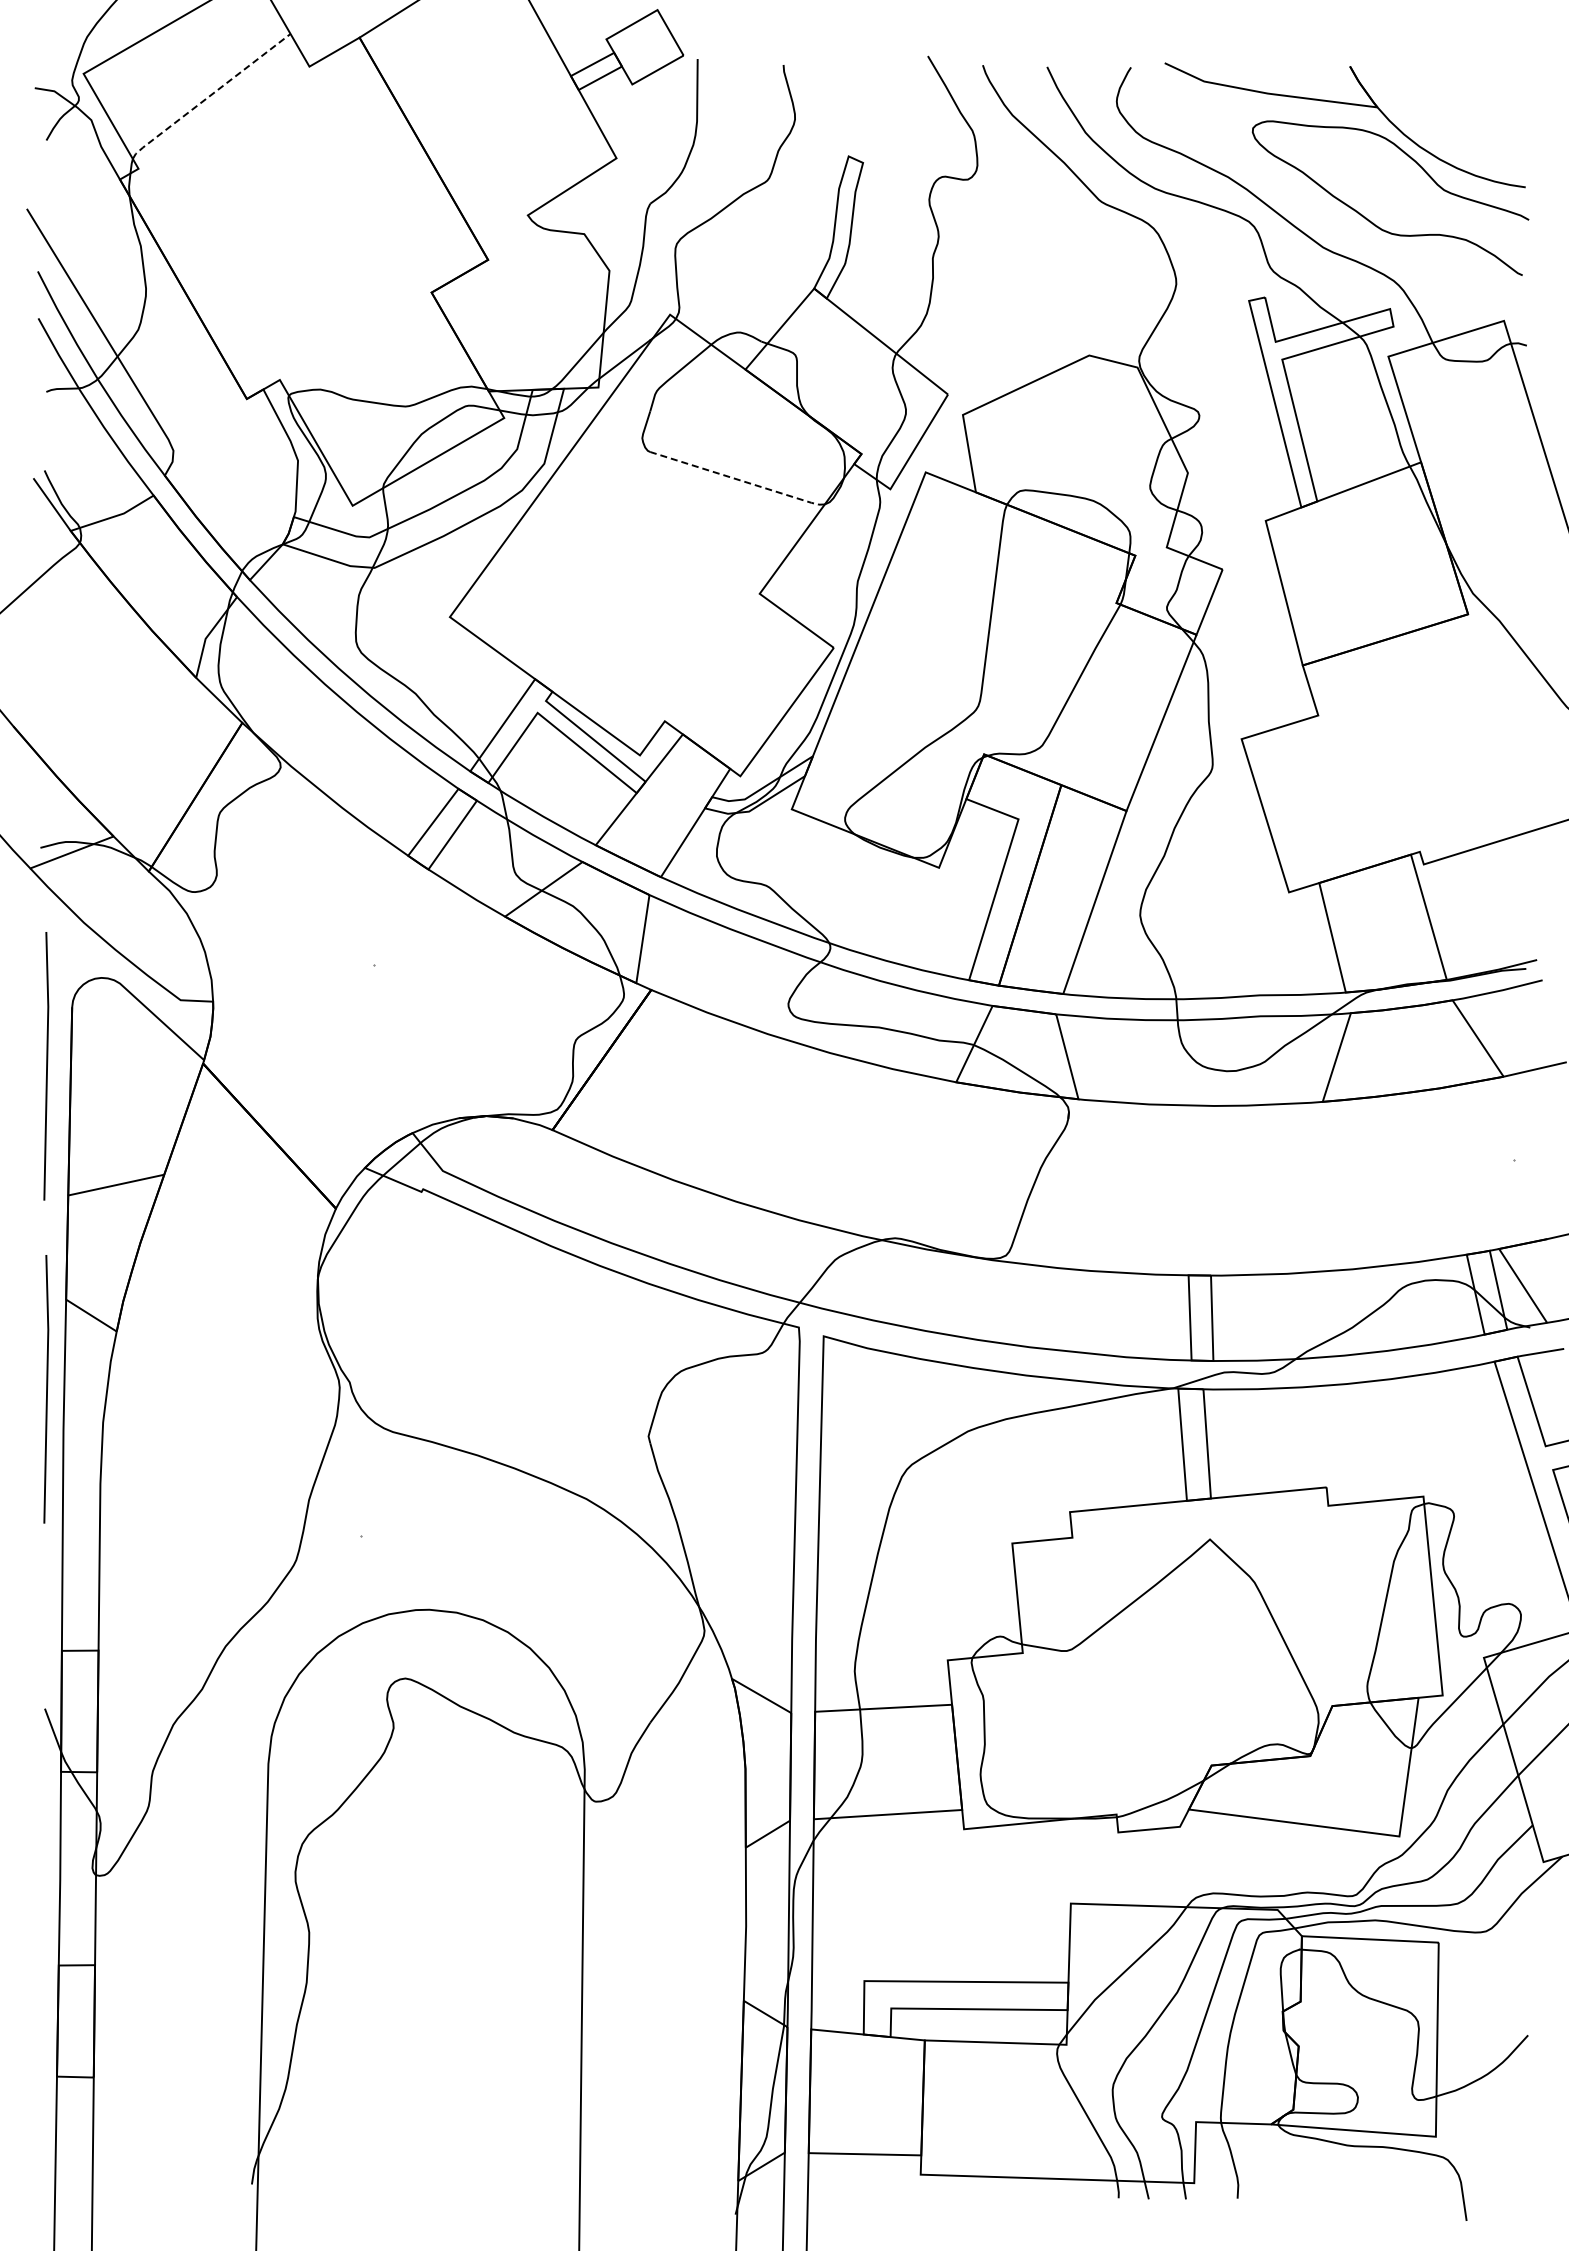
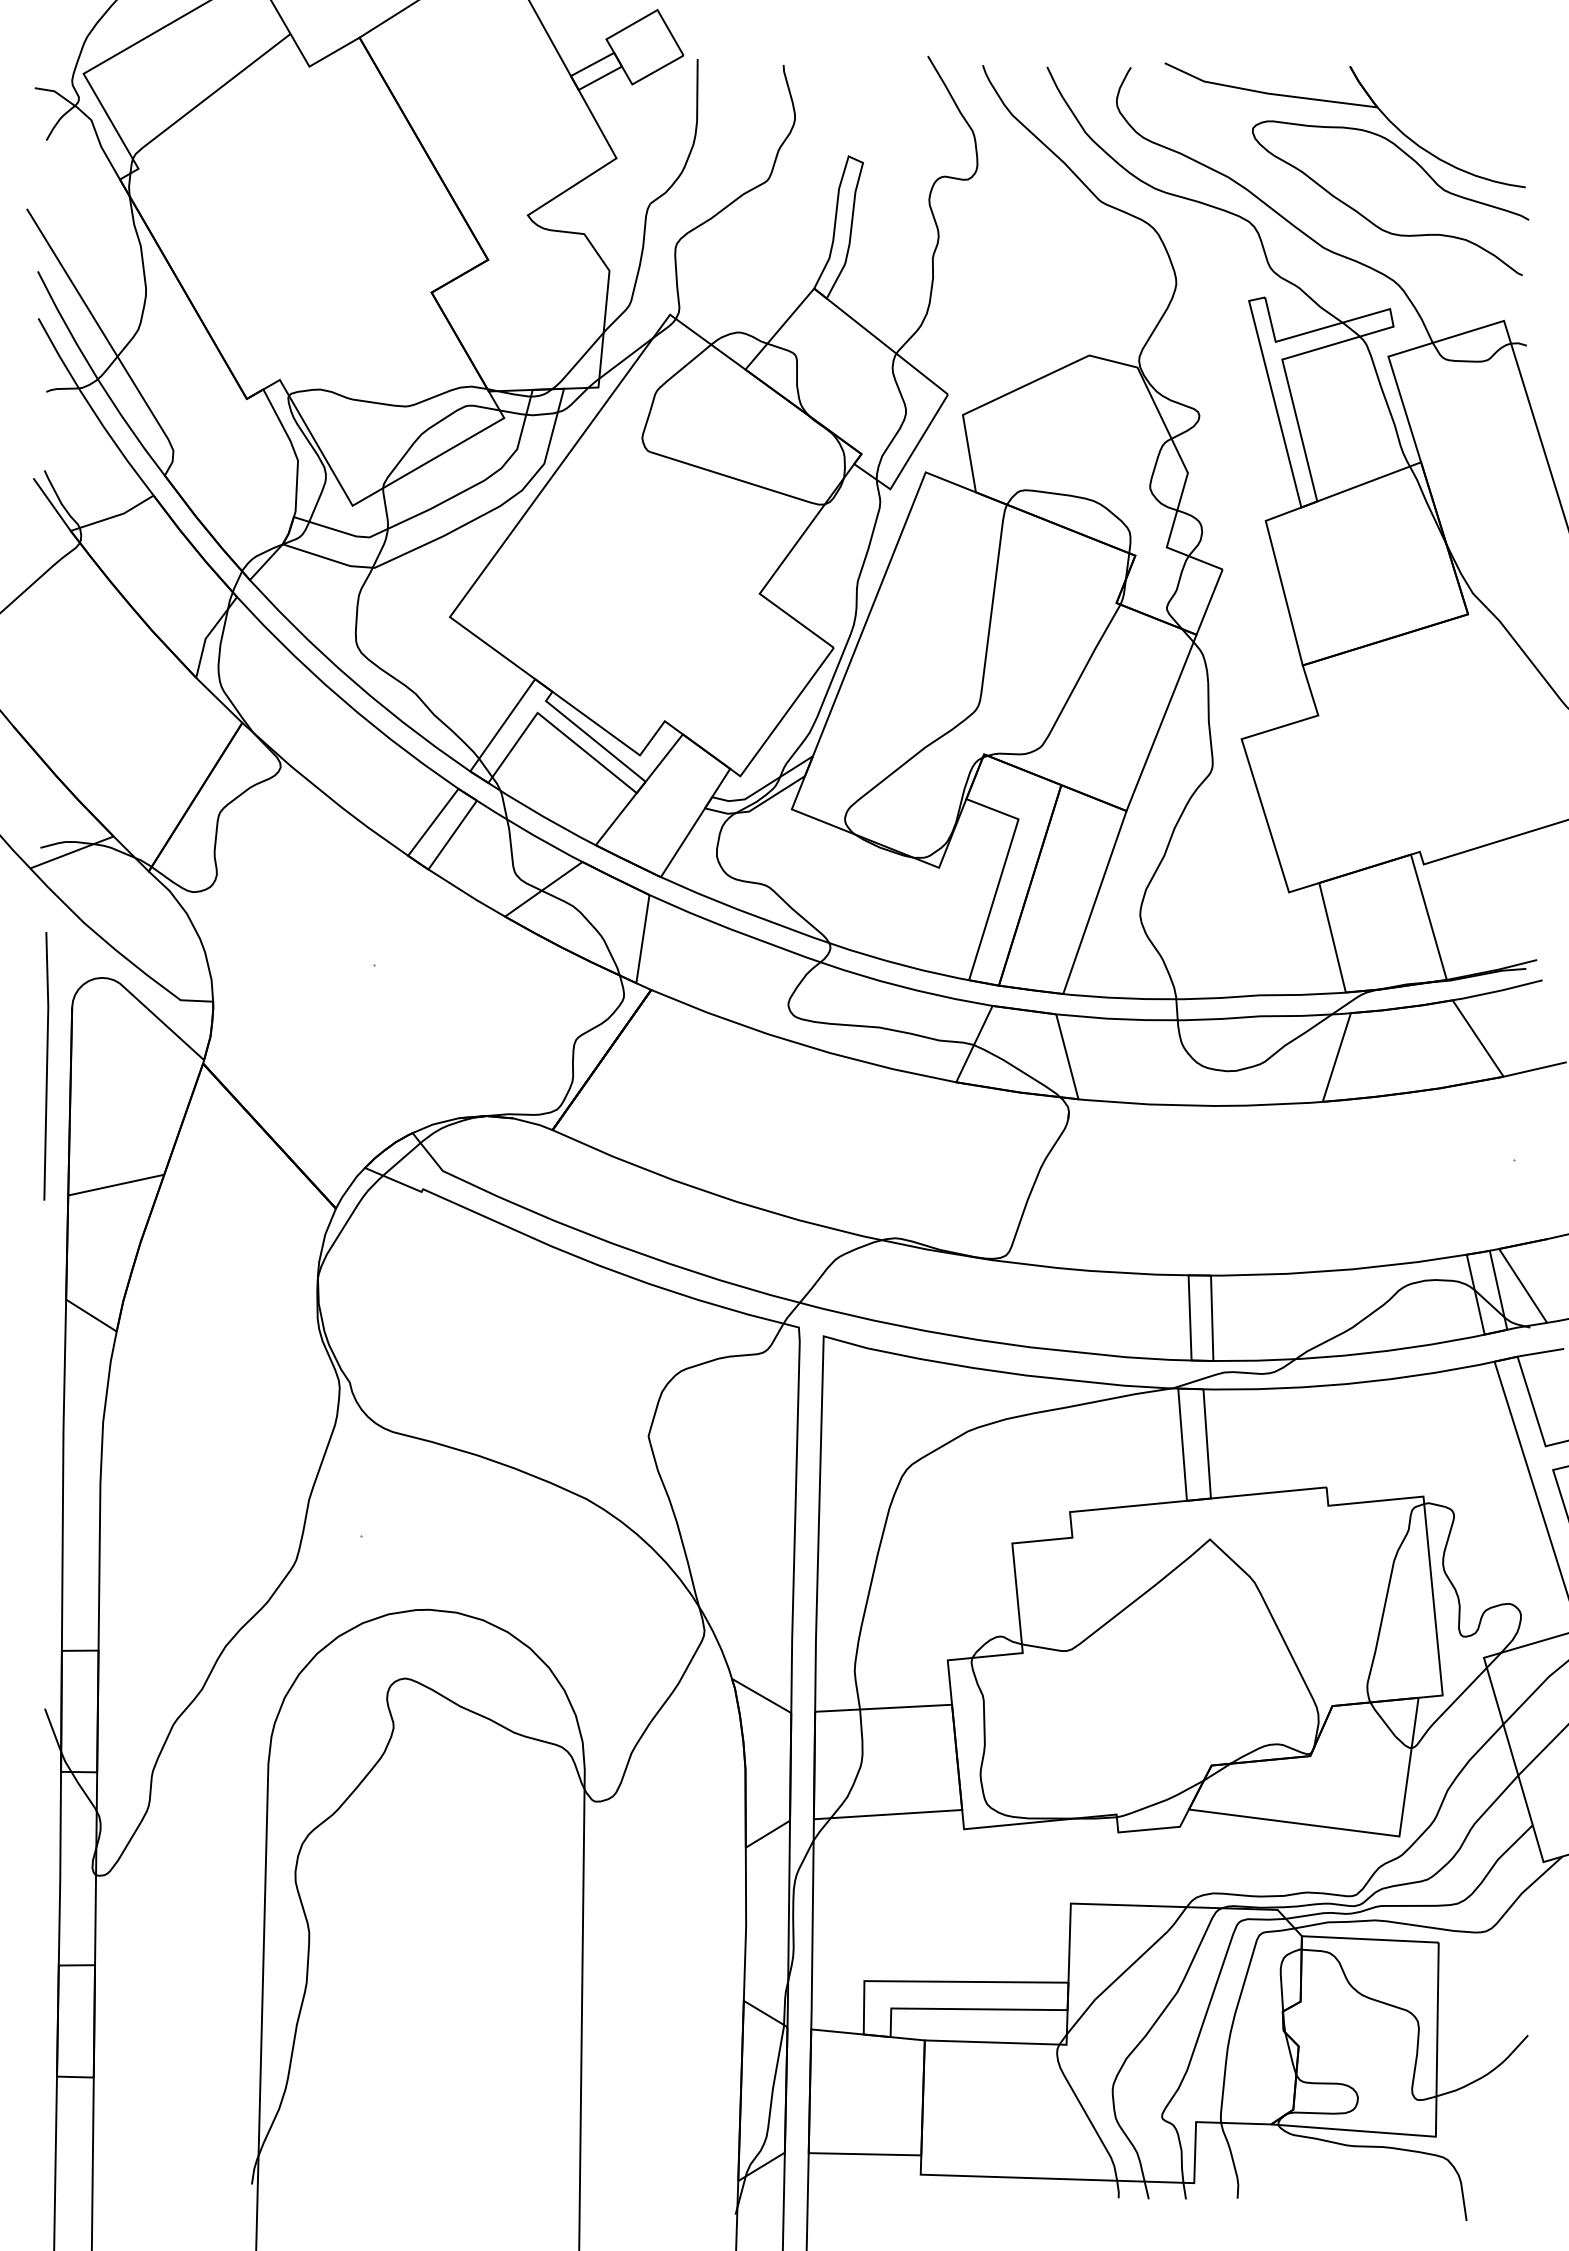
line: dashed -> solid (210, 95)
line: dashed -> solid (737, 479)
line: present -> none (46, 1389)
